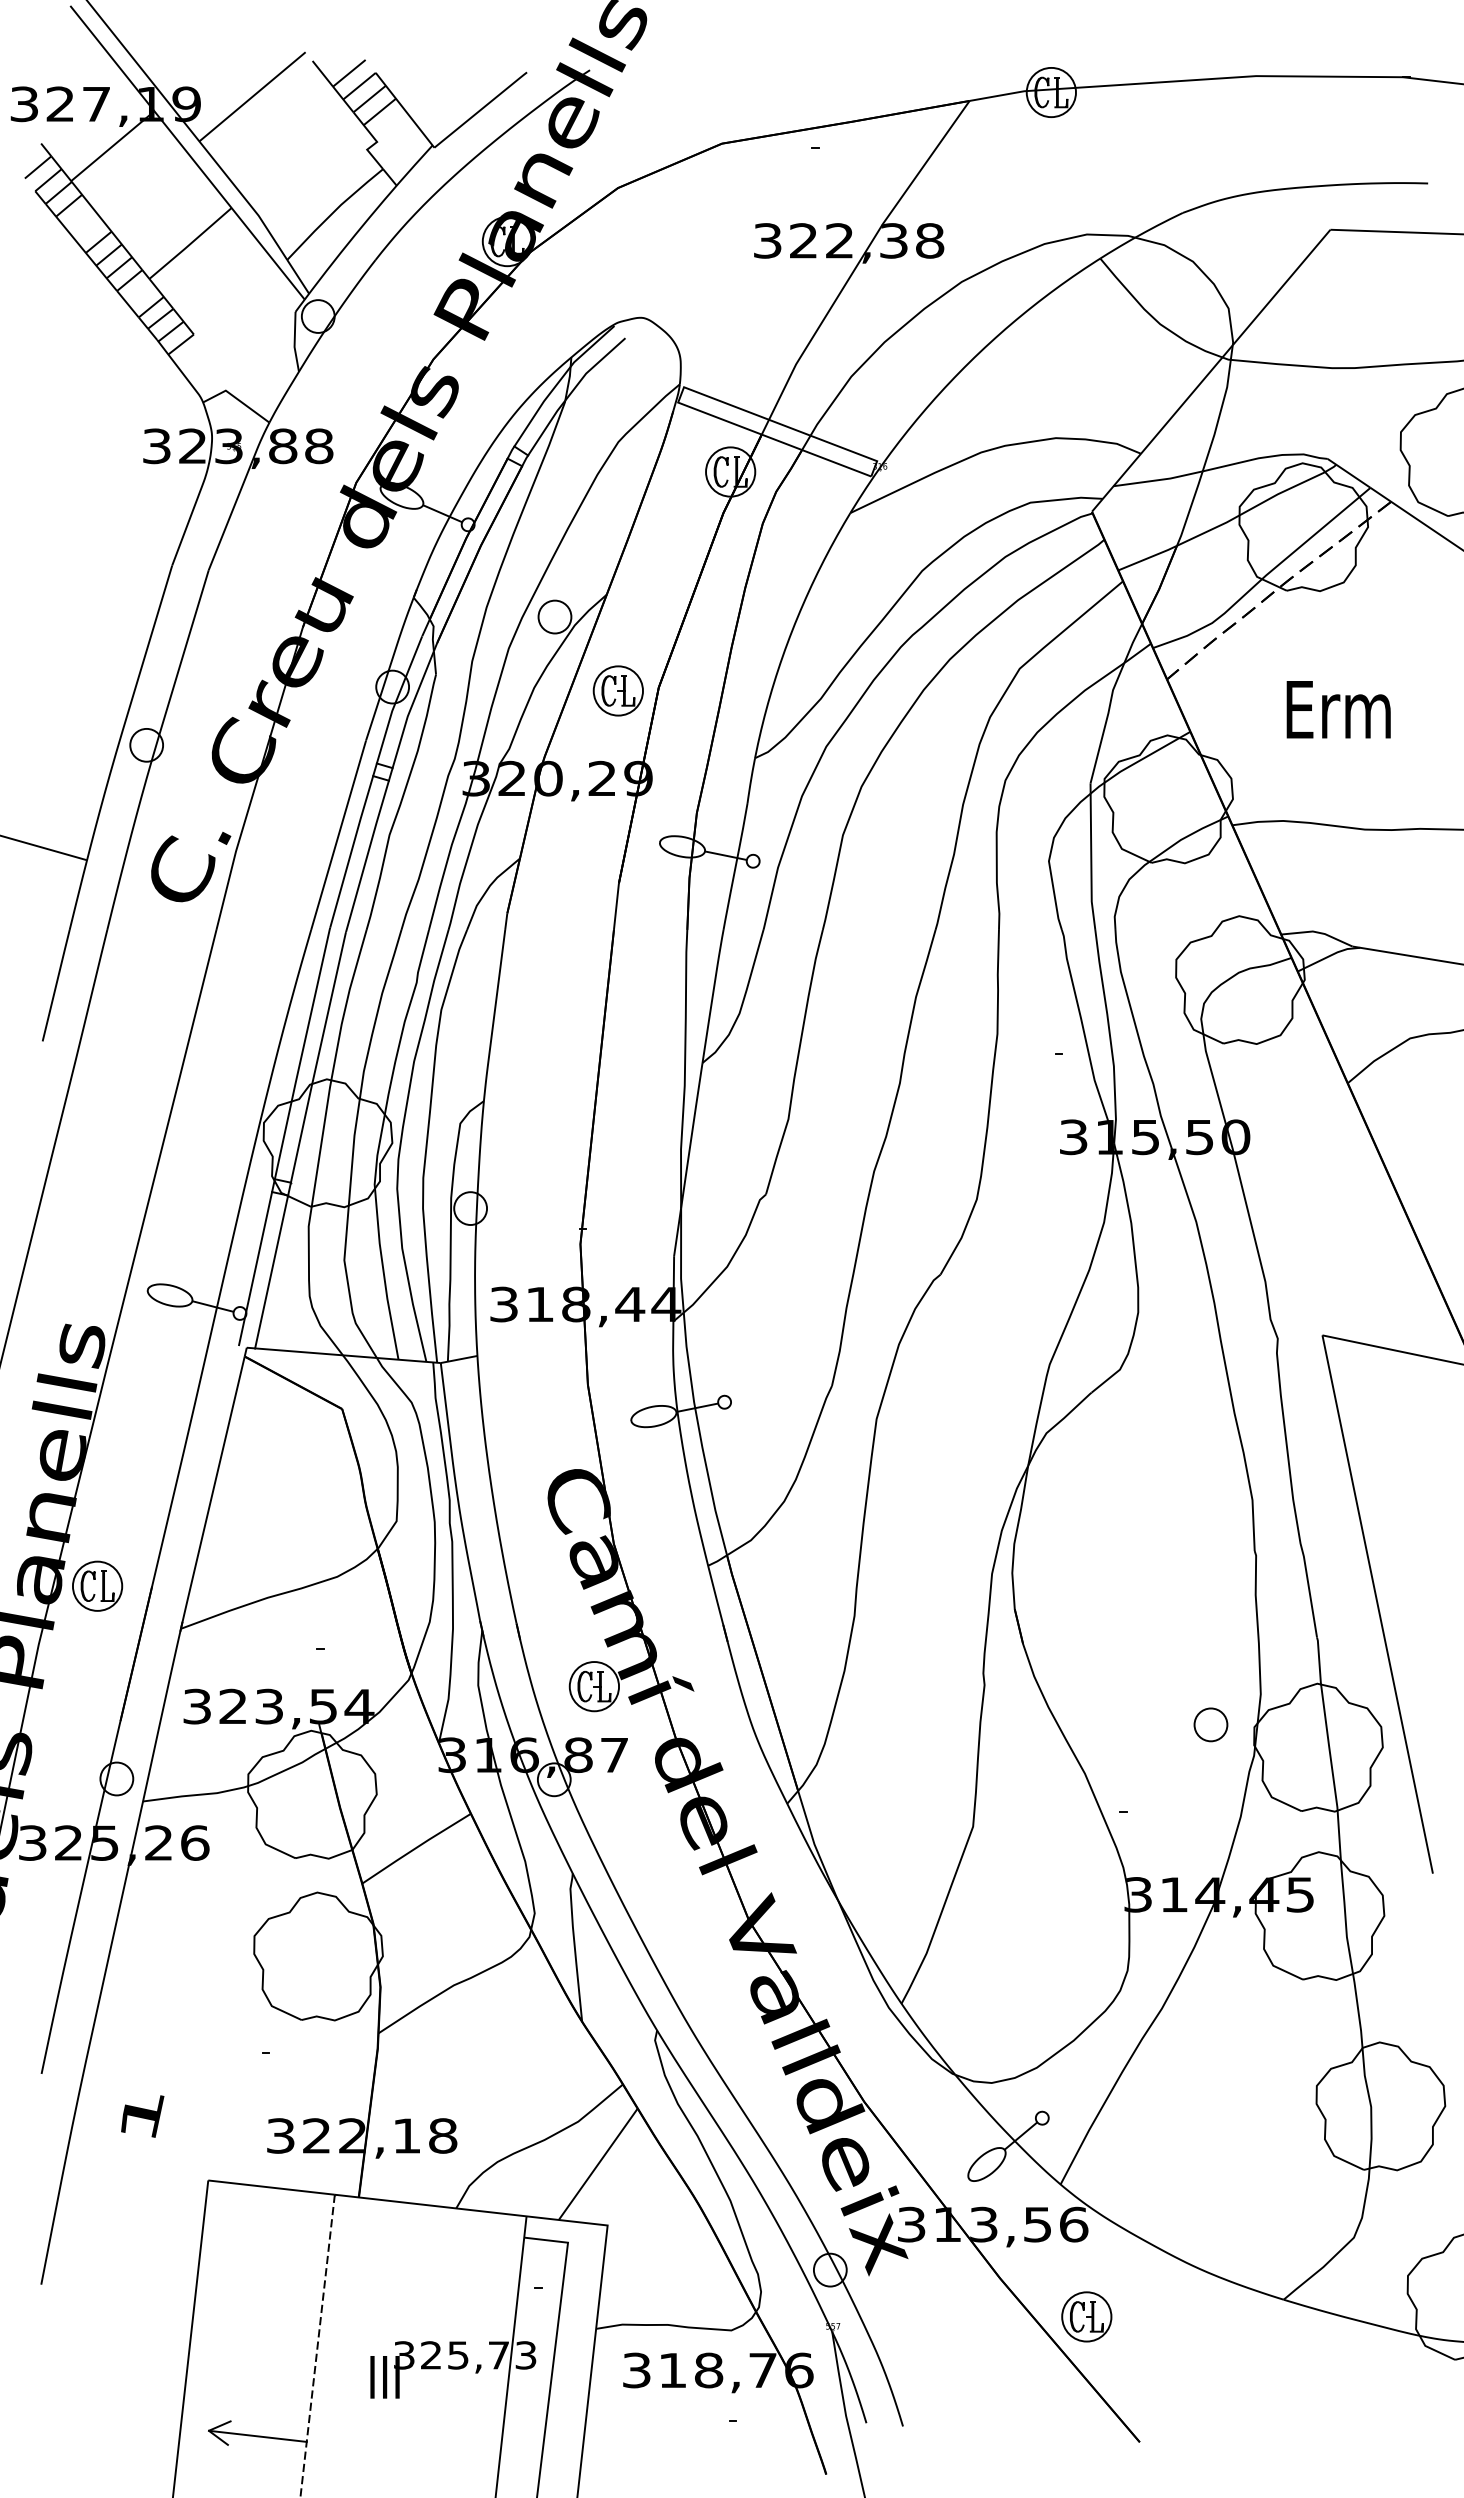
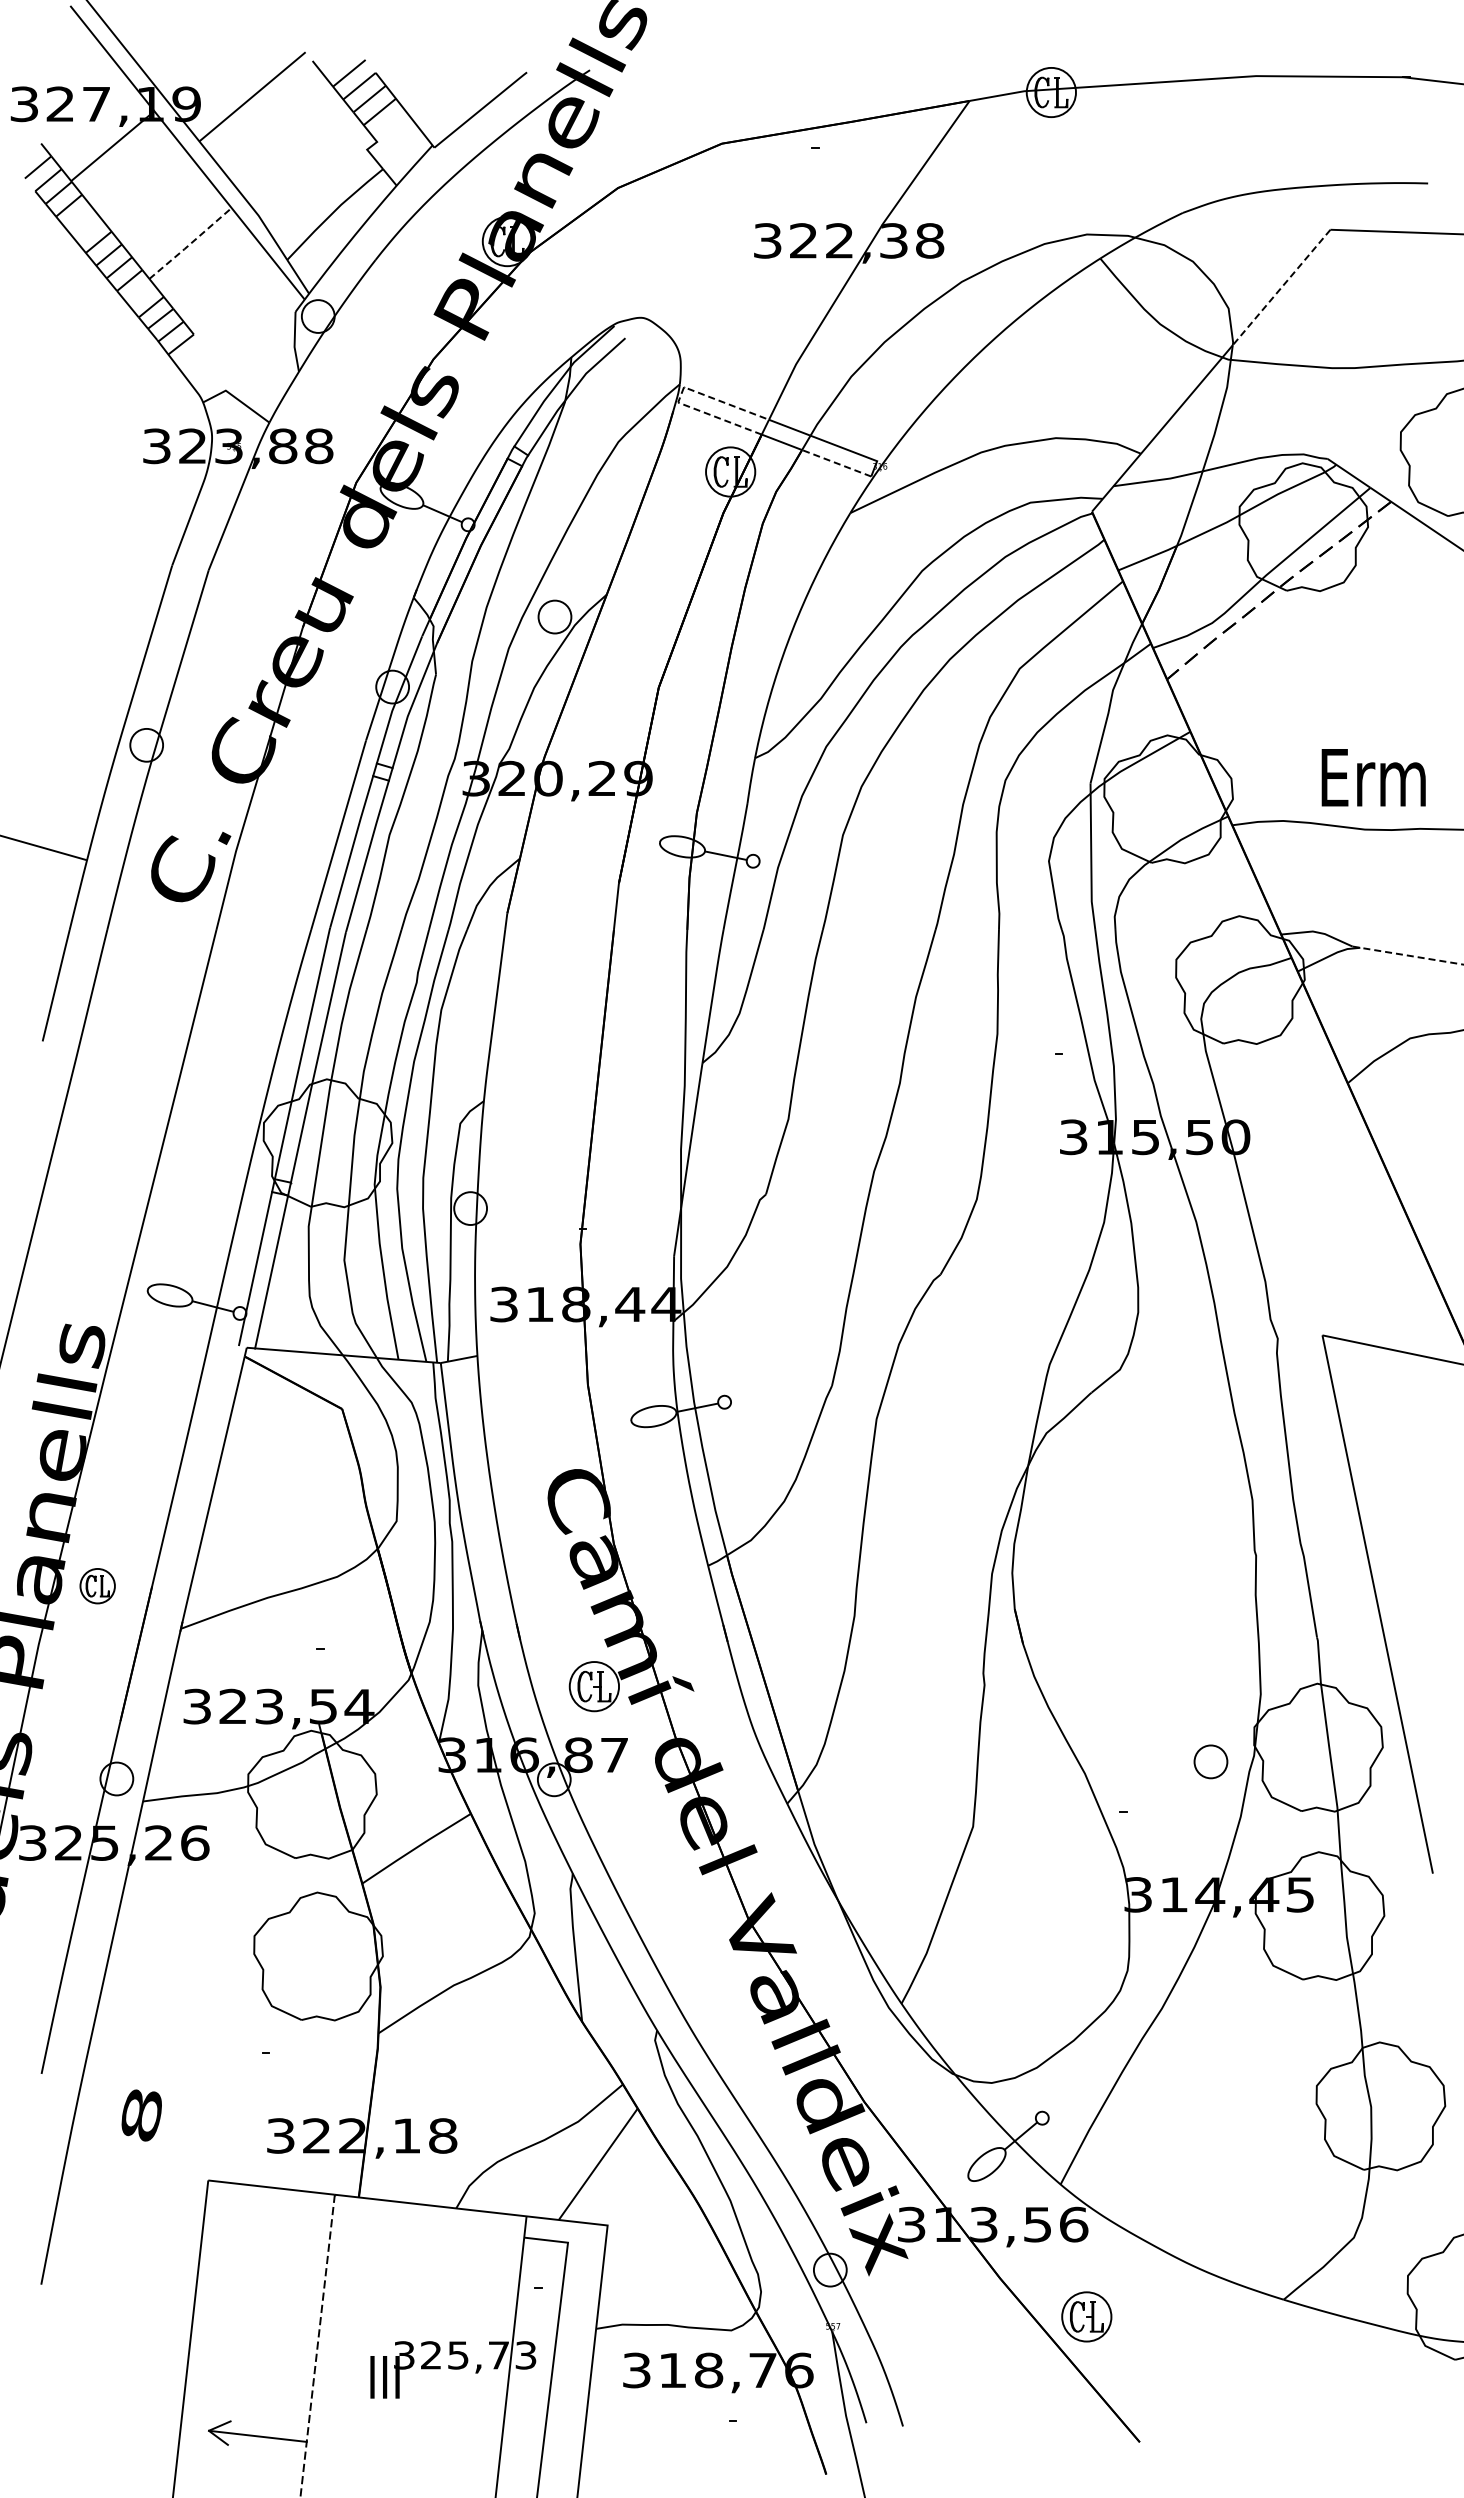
line: solid -> dashed (190, 243)
line: solid -> dashed (1281, 287)
line: solid -> dashed (681, 393)
line: solid -> dashed (836, 463)
part: present -> none (617, 690)
text position: (1338, 709) -> (1373, 777) (1373, 777)
line: solid -> dashed (1408, 955)
part size: 52x52 px -> 37x37 px (97, 1586)
part position: (1210, 1724) -> (1210, 1761) (1210, 1761)
text: 1 -> 8 (142, 2115)
